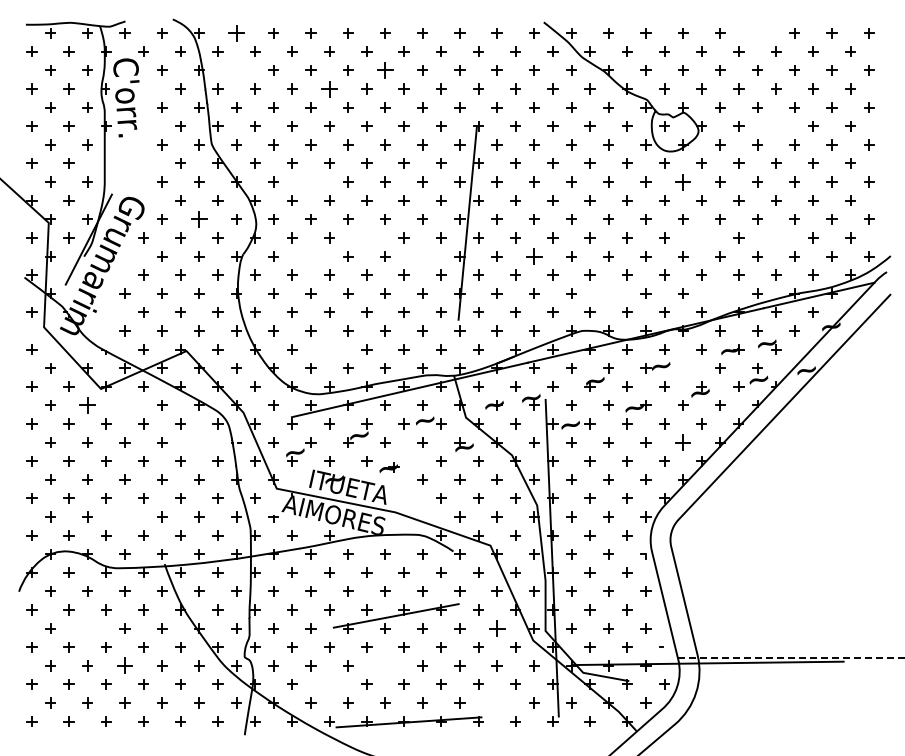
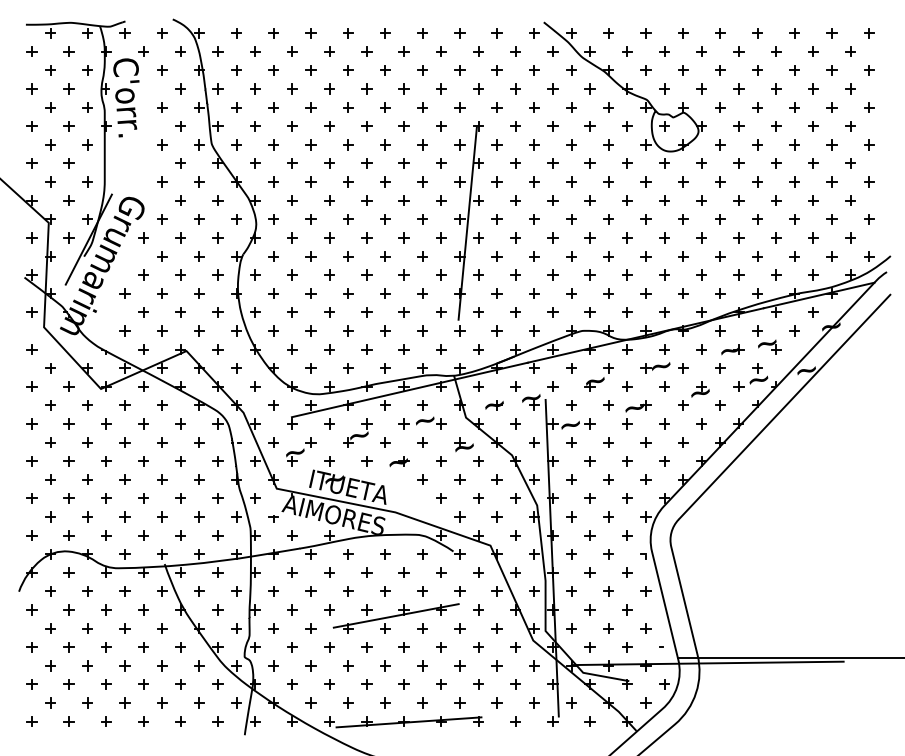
part size: 17x17 px -> 11x11 px (236, 33)
part: none -> present (757, 33)
part: none -> present (236, 70)
part size: 17x17 px -> 11x11 px (385, 70)
part size: 17x17 px -> 11x12 px (329, 88)
part: none -> present (776, 126)
part: none -> present (310, 181)
part size: 16x17 px -> 11x12 px (683, 181)
part size: 17x17 px -> 11x11 px (199, 219)
part: none -> present (366, 237)
part: none -> present (701, 237)
part: none -> present (776, 237)
part: none -> present (310, 256)
part: none -> present (422, 256)
part size: 17x17 px -> 11x11 px (534, 256)
part: none -> present (608, 293)
part: none -> present (720, 293)
part: none -> present (329, 349)
part: none -> present (683, 368)
part size: 17x17 px -> 11x11 px (87, 405)
part: none -> present (124, 405)
part: none -> present (199, 442)
part size: 16x17 px -> 11x11 px (683, 442)
part position: (389, 467) -> (399, 461) (399, 461)
part: none -> present (124, 516)
part: none -> present (87, 628)
part size: 17x17 px -> 12x11 px (496, 628)
line: dashed -> solid (791, 657)
part size: 16x17 px -> 12x12 px (124, 665)
part: none -> present (385, 665)
part: none -> present (329, 684)
part: none -> present (496, 702)
